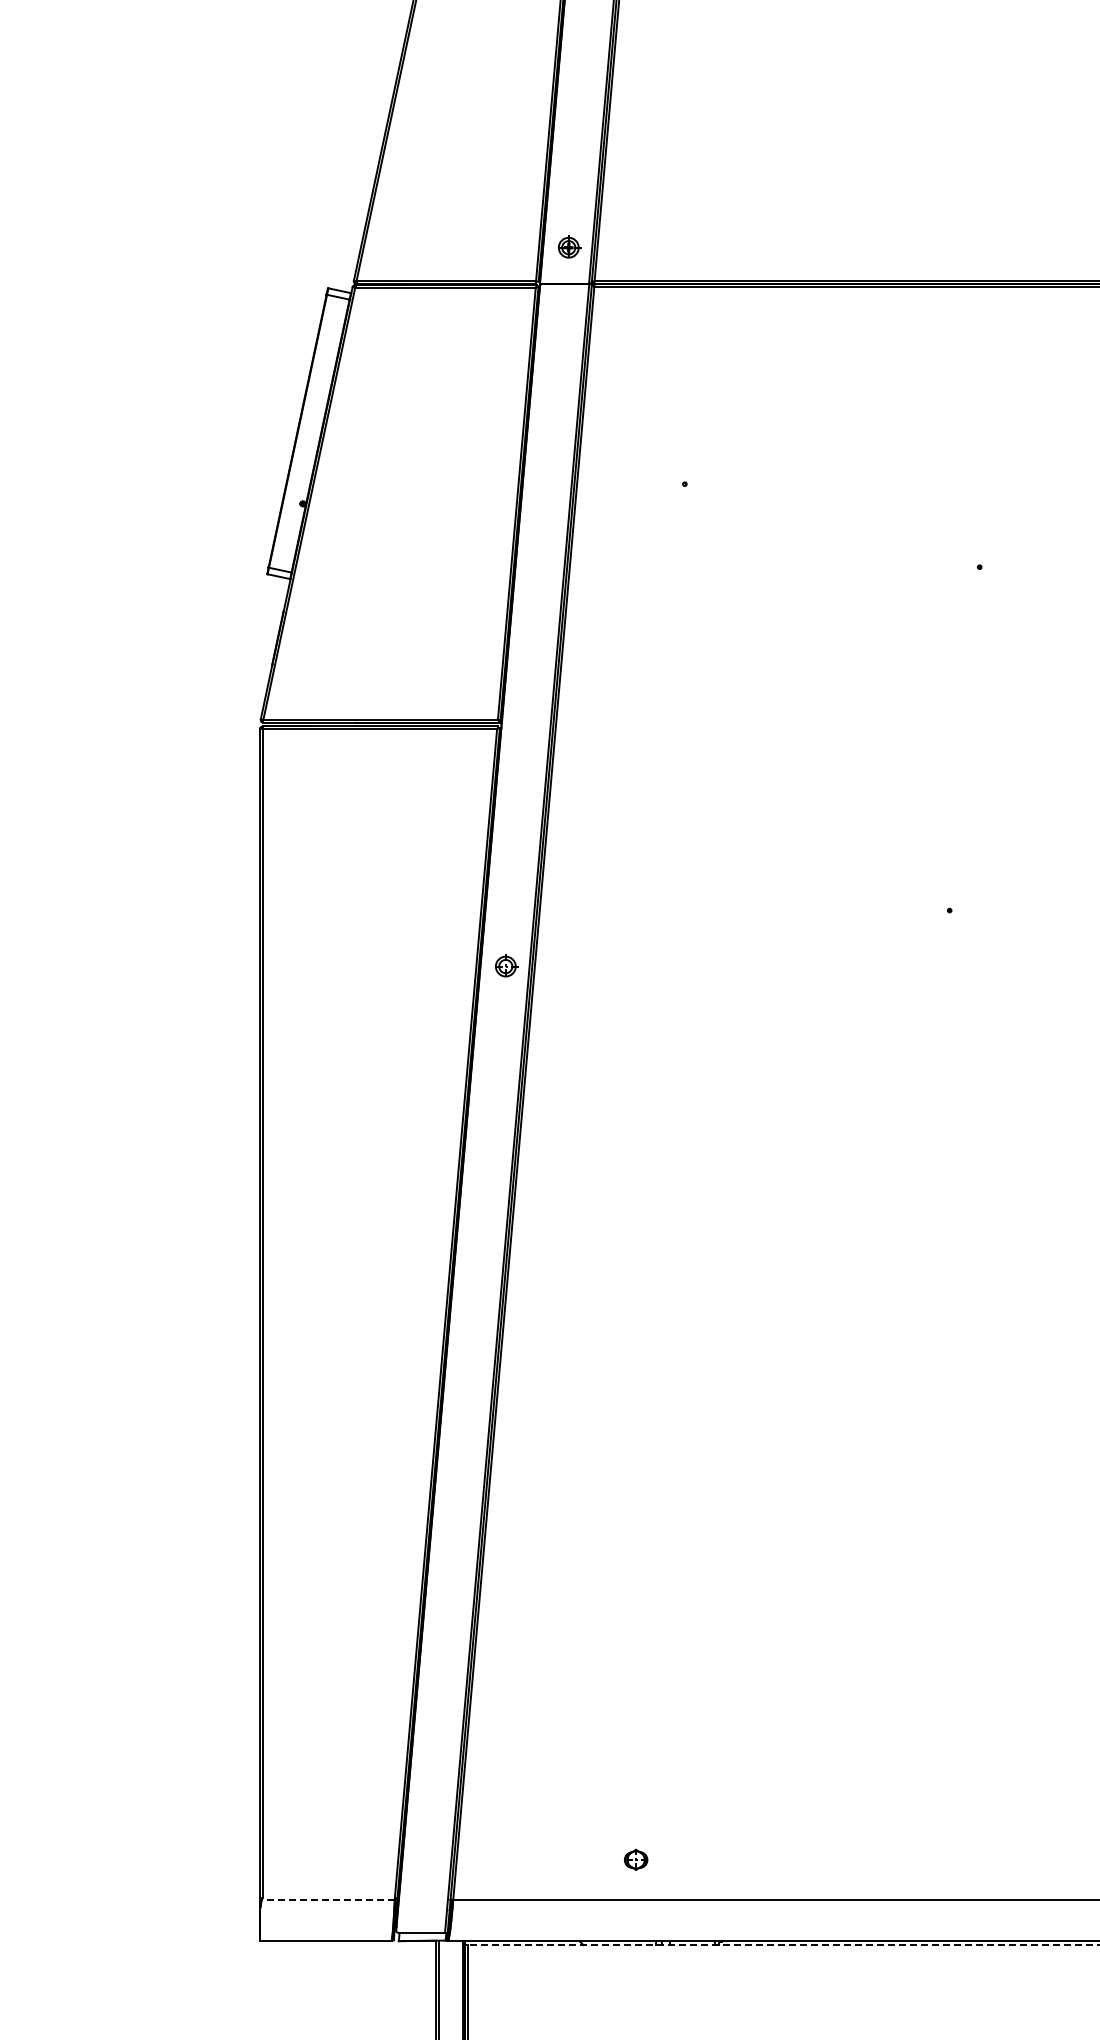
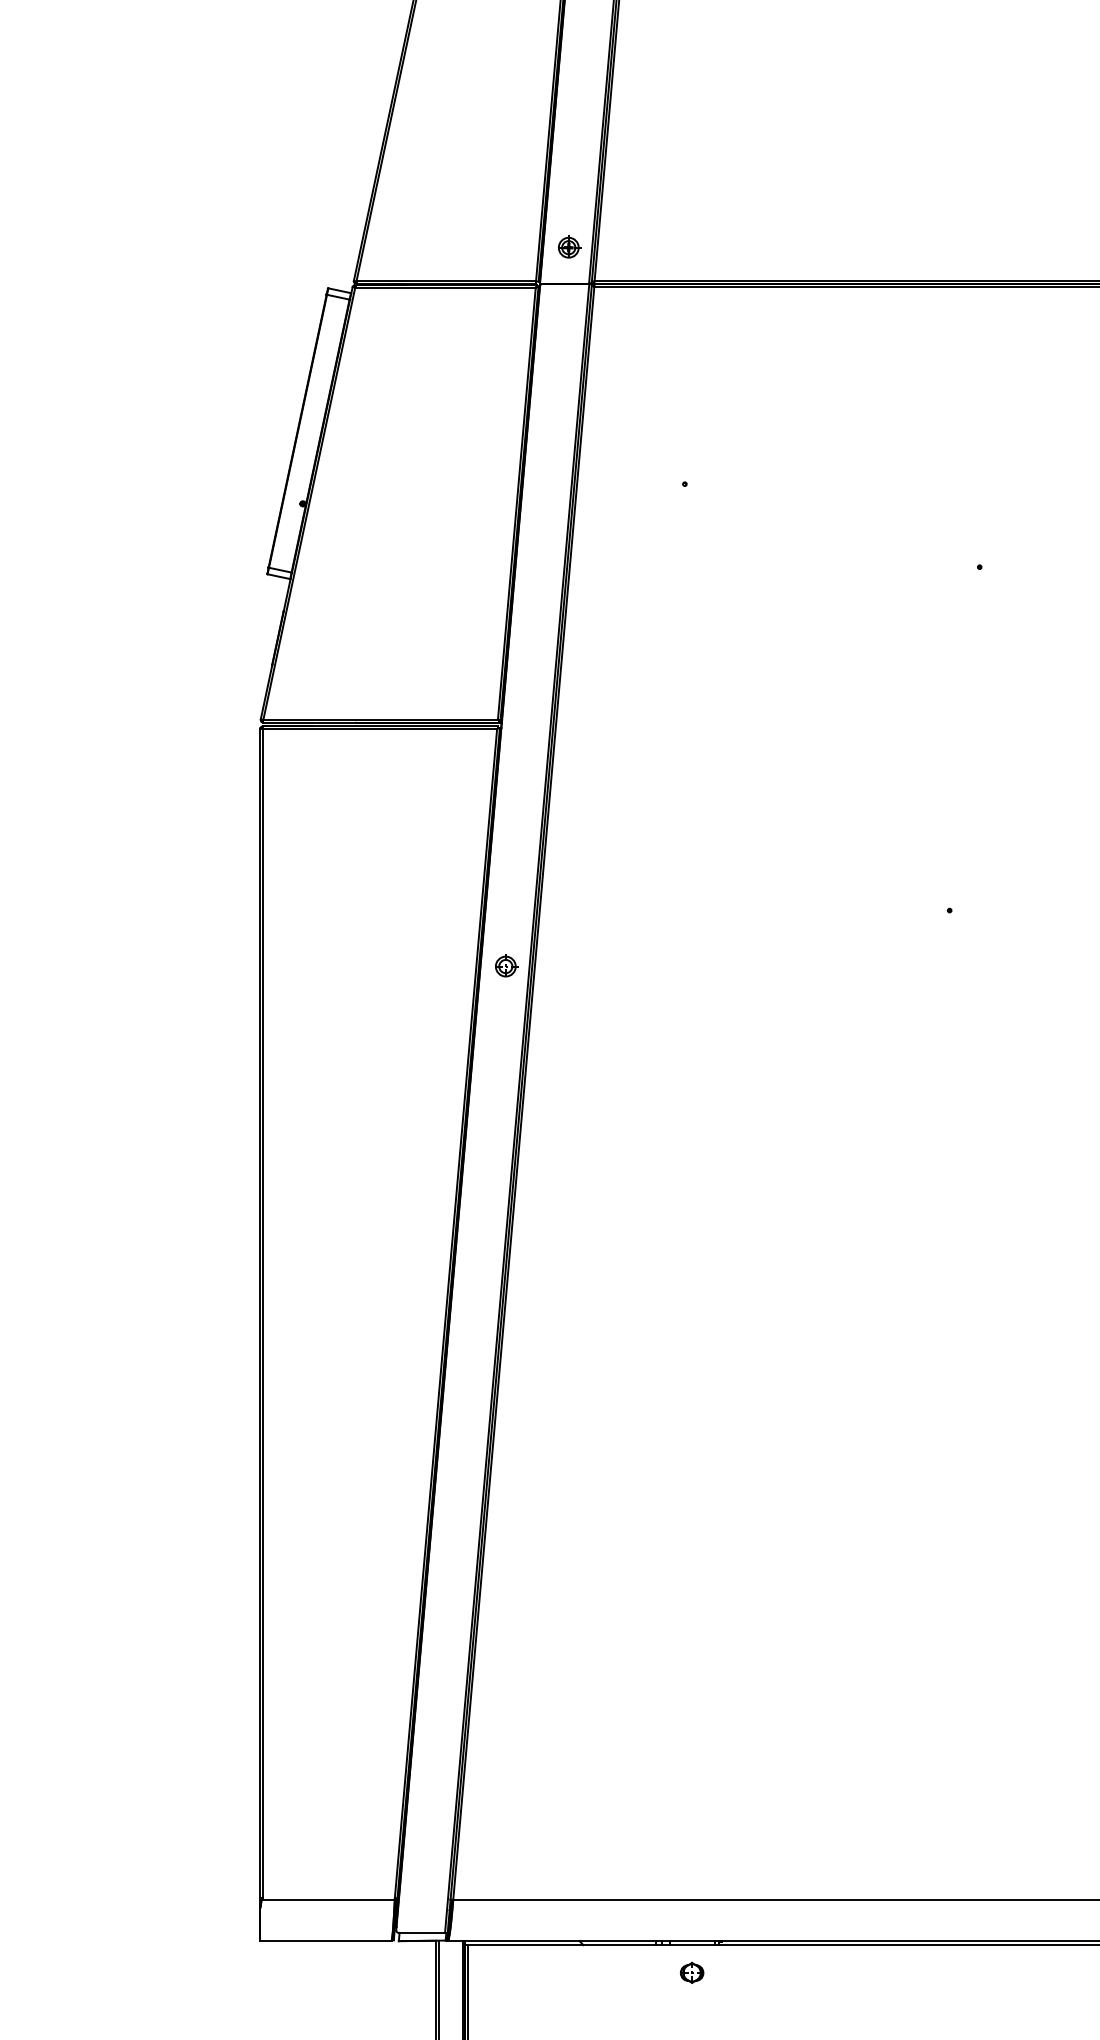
part position: (636, 1859) -> (692, 1972) (692, 1972)
line: dashed -> solid (328, 1899)
line: dashed -> solid (783, 1945)
